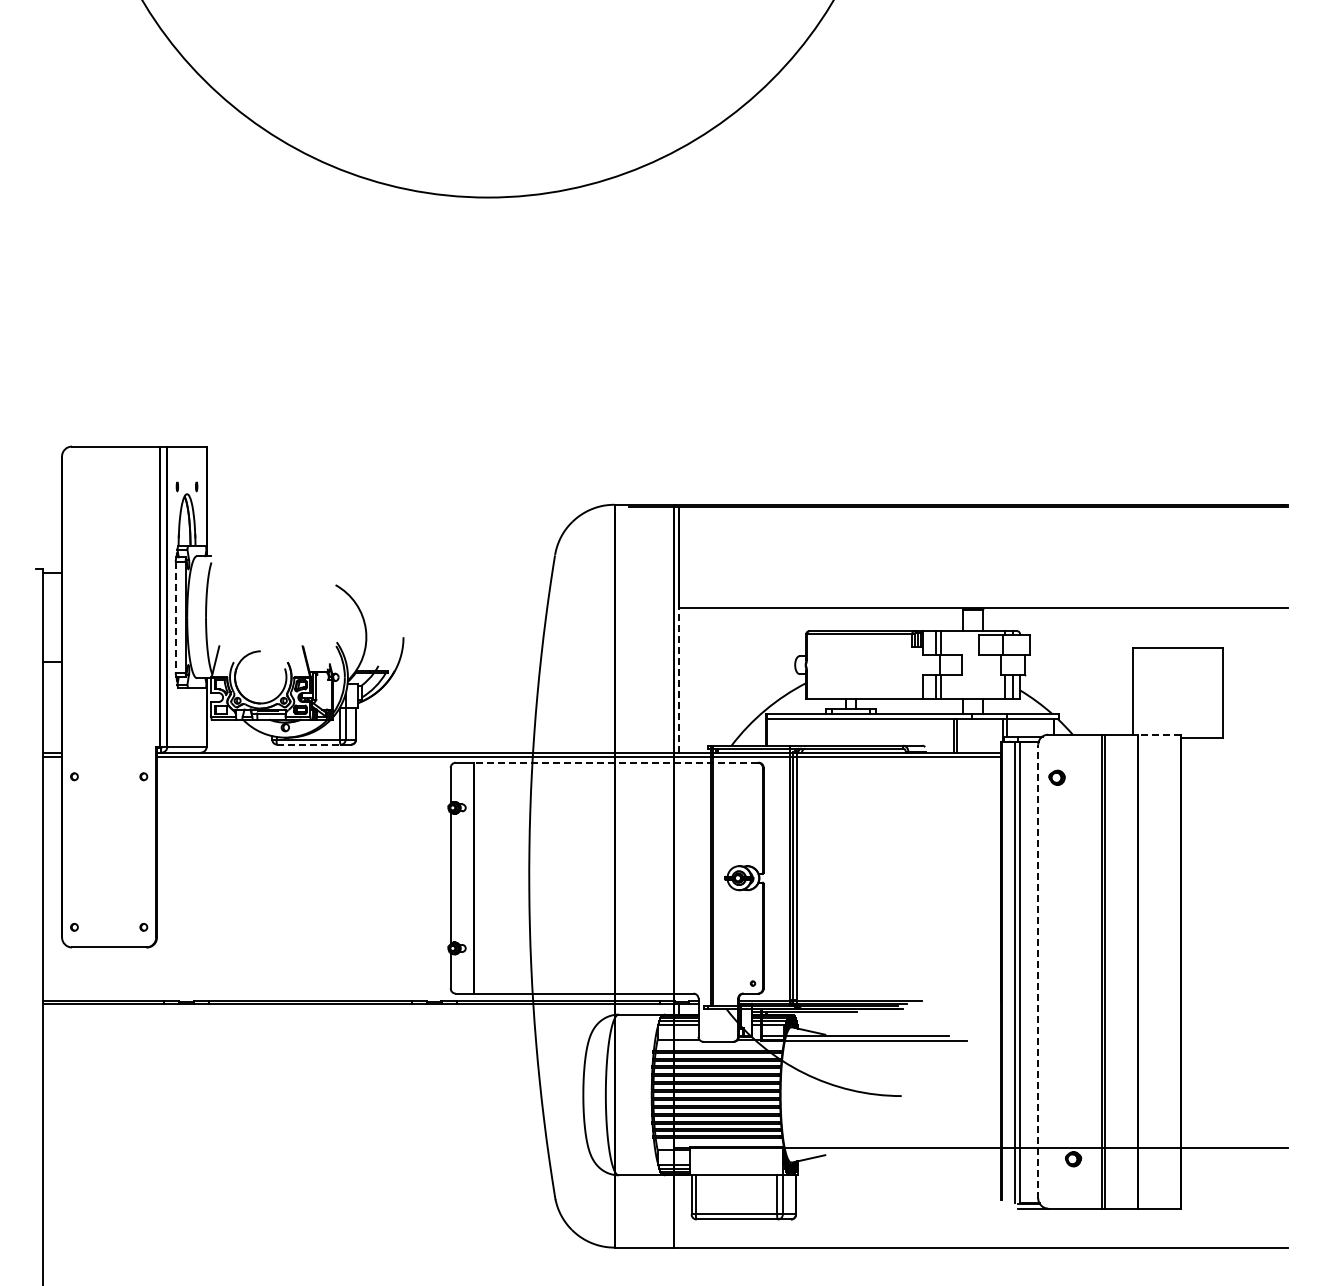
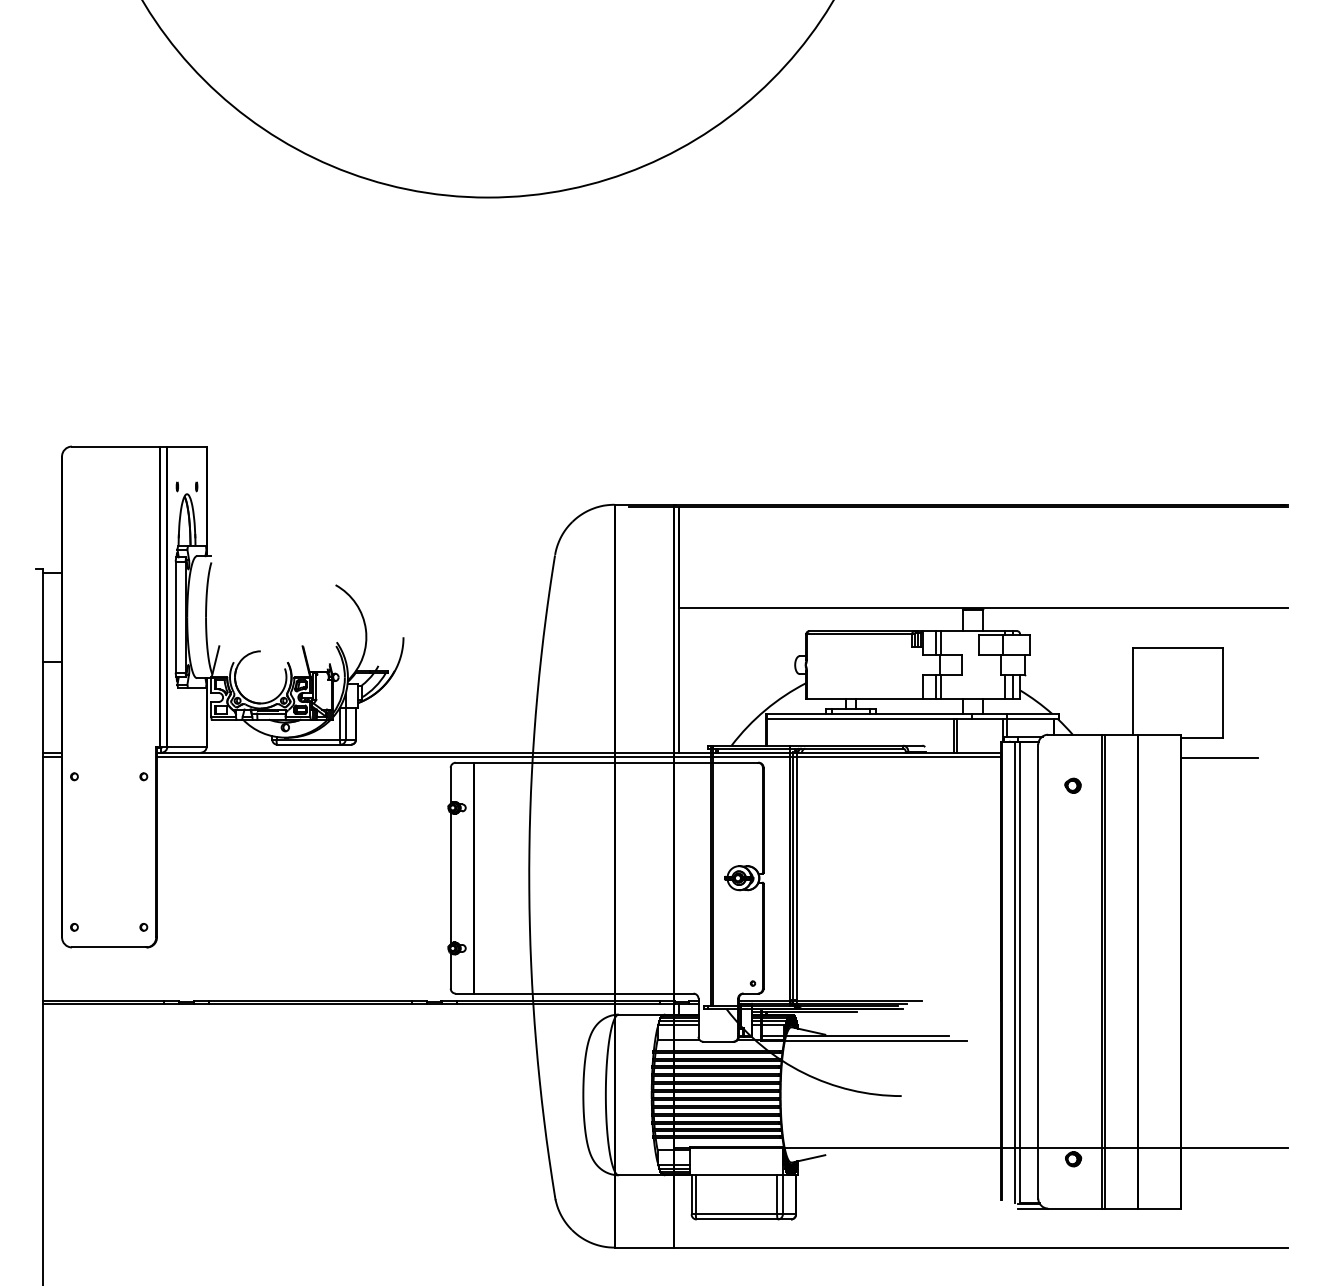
line: dashed -> solid (175, 617)
line: dashed -> solid (678, 680)
line: dashed -> solid (1158, 734)
line: dashed -> solid (309, 744)
line: none -> present (1218, 758)
line: dashed -> solid (616, 762)
part position: (1056, 777) -> (1072, 785) (1072, 785)
line: dashed -> solid (1038, 971)
